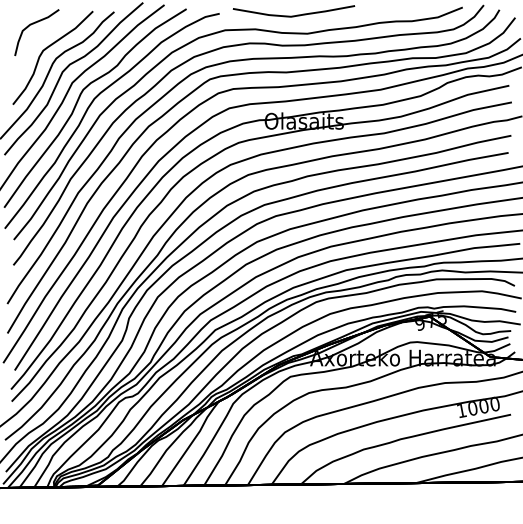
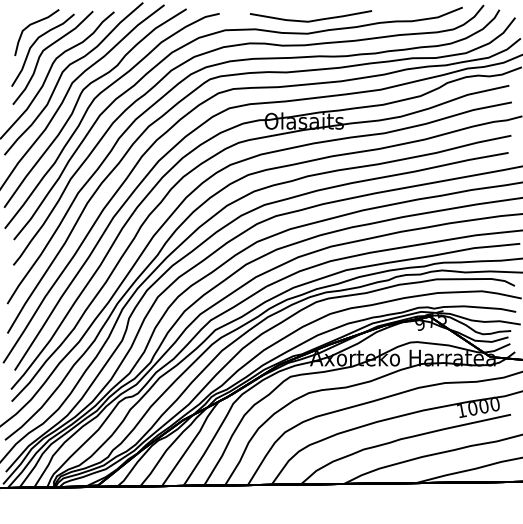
curve position: (293, 15) -> (310, 20) (310, 20)
curve: none -> present (35, 43)
